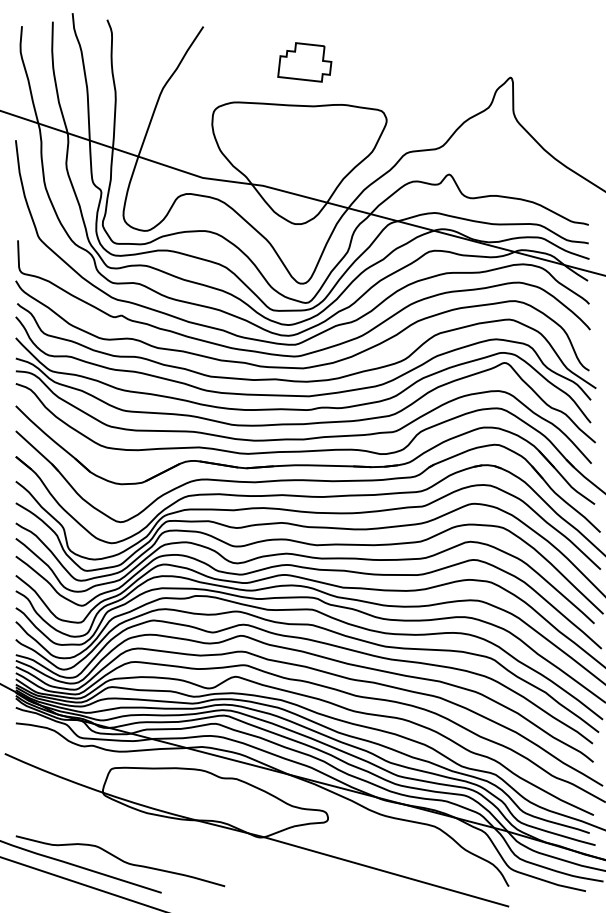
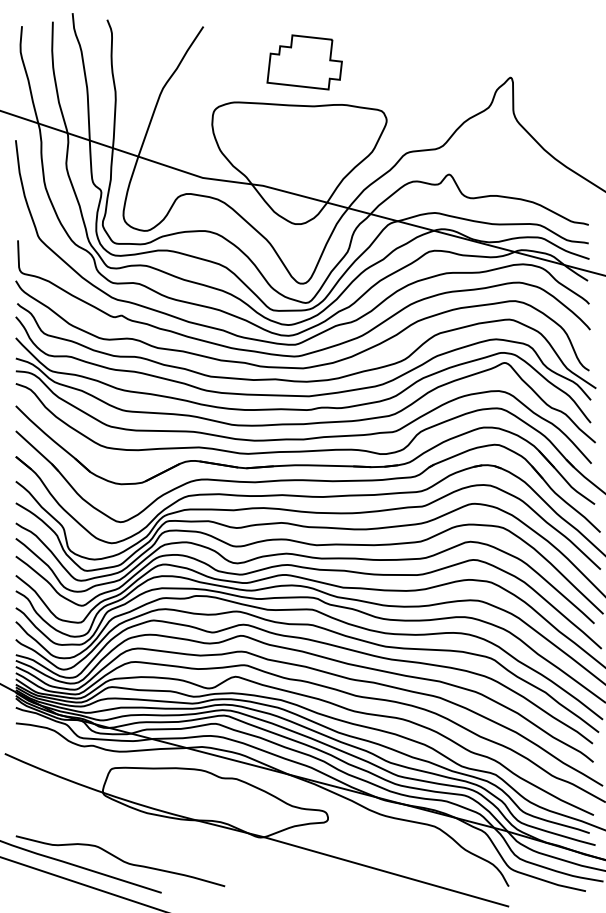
part size: 56x41 px -> 77x57 px (304, 62)
